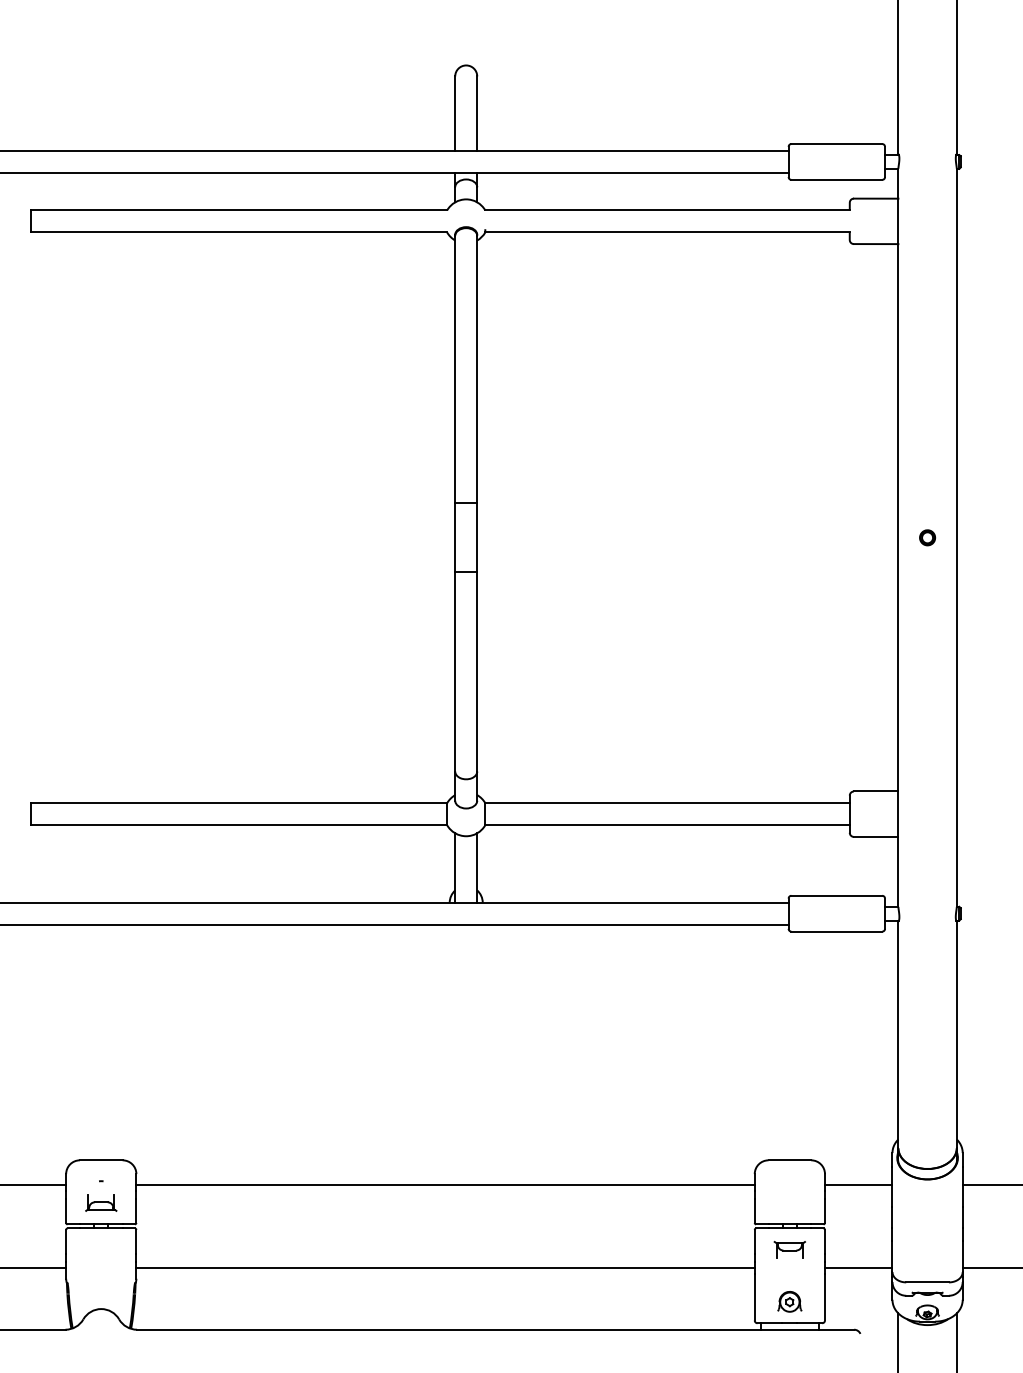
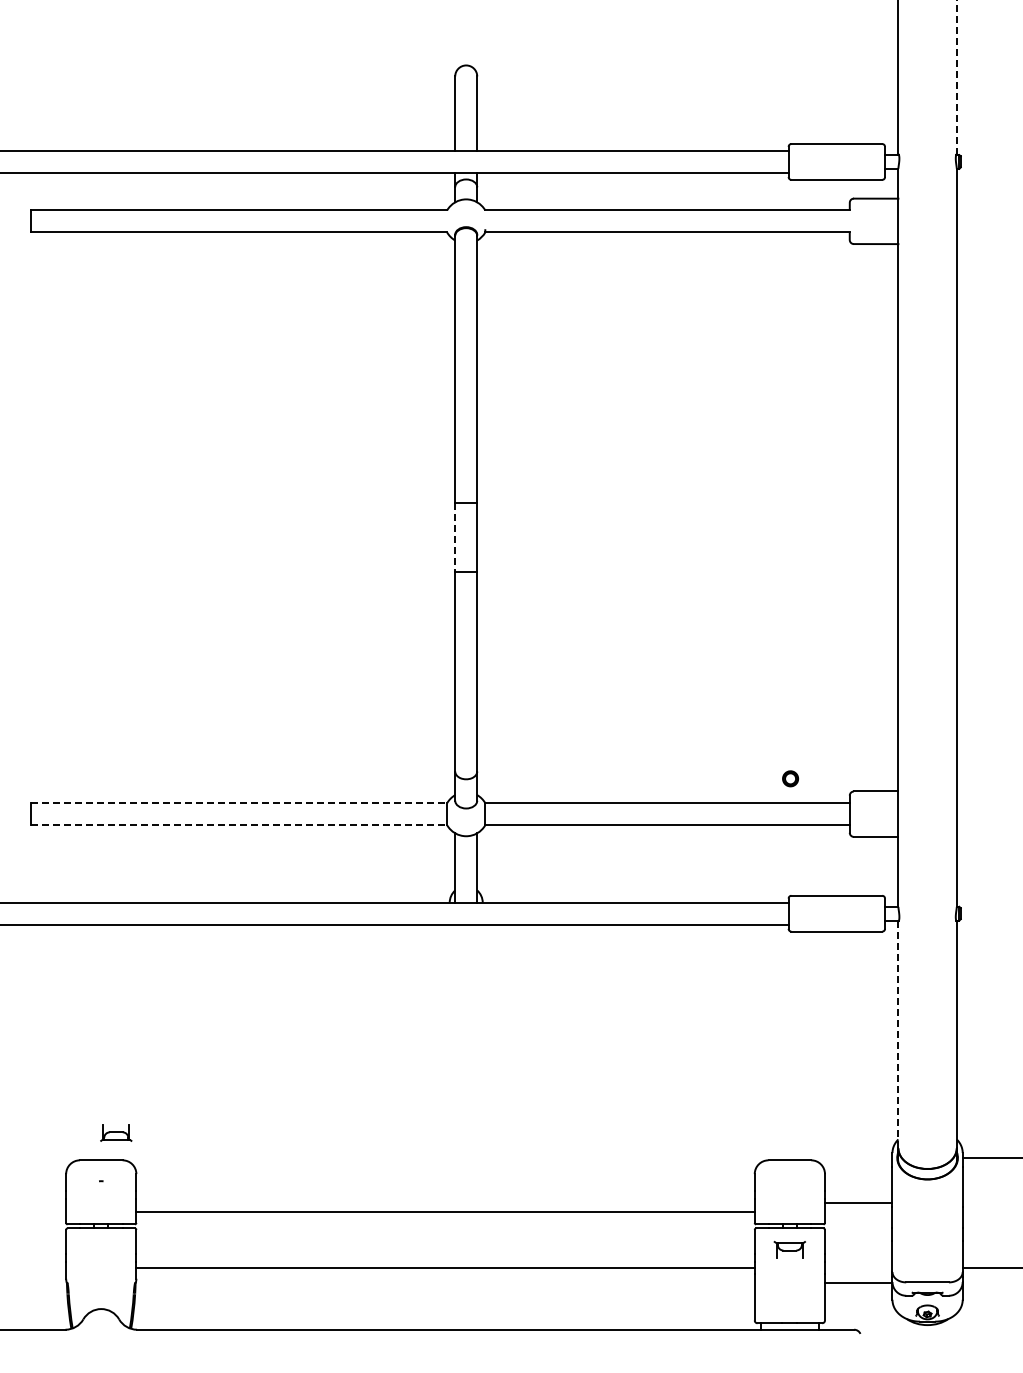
line: solid -> dashed (956, 77)
part position: (927, 537) -> (790, 778) (790, 778)
line: solid -> dashed (455, 538)
line: solid -> dashed (239, 803)
line: solid -> dashed (239, 825)
line: solid -> dashed (898, 1034)
line: present -> none (34, 1184)
line position: (445, 1184) -> (445, 1211) (445, 1211)
line position: (858, 1184) -> (858, 1202) (858, 1202)
line position: (990, 1184) -> (990, 1157) (990, 1157)
part position: (101, 1202) -> (116, 1132) (116, 1132)
line: present -> none (34, 1267)
line position: (858, 1267) -> (858, 1282) (858, 1282)
part: present -> none (789, 1301)
line: present -> none (898, 1341)
line: present -> none (956, 1341)
